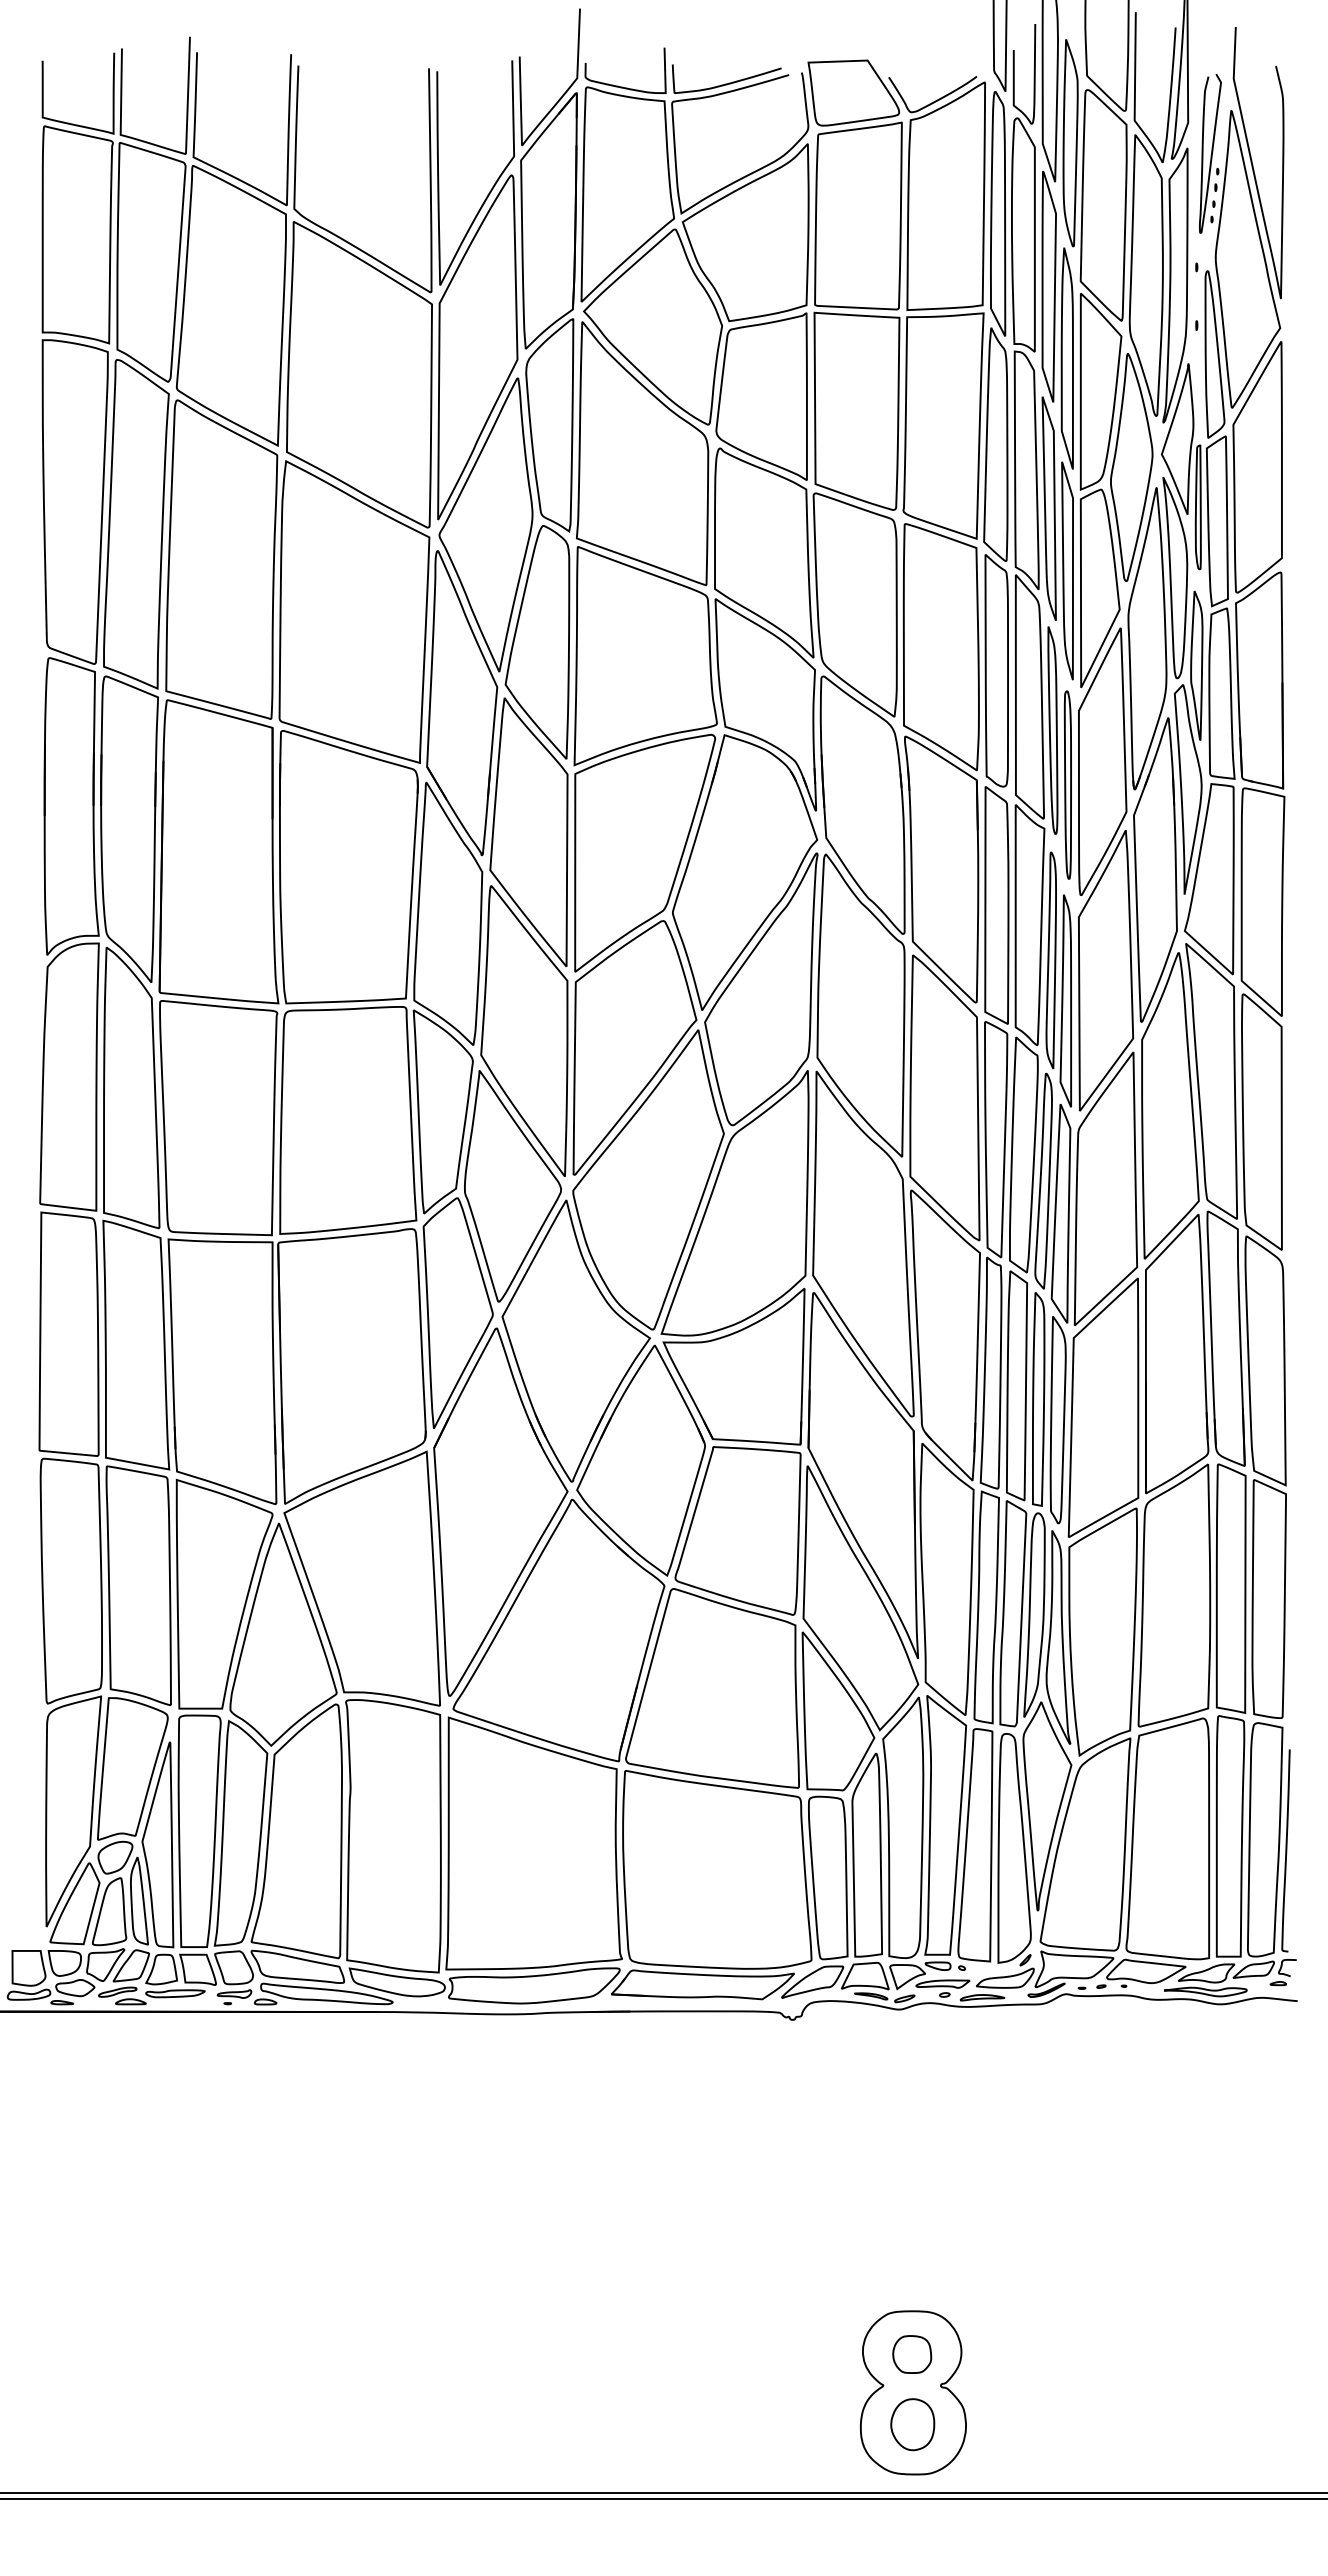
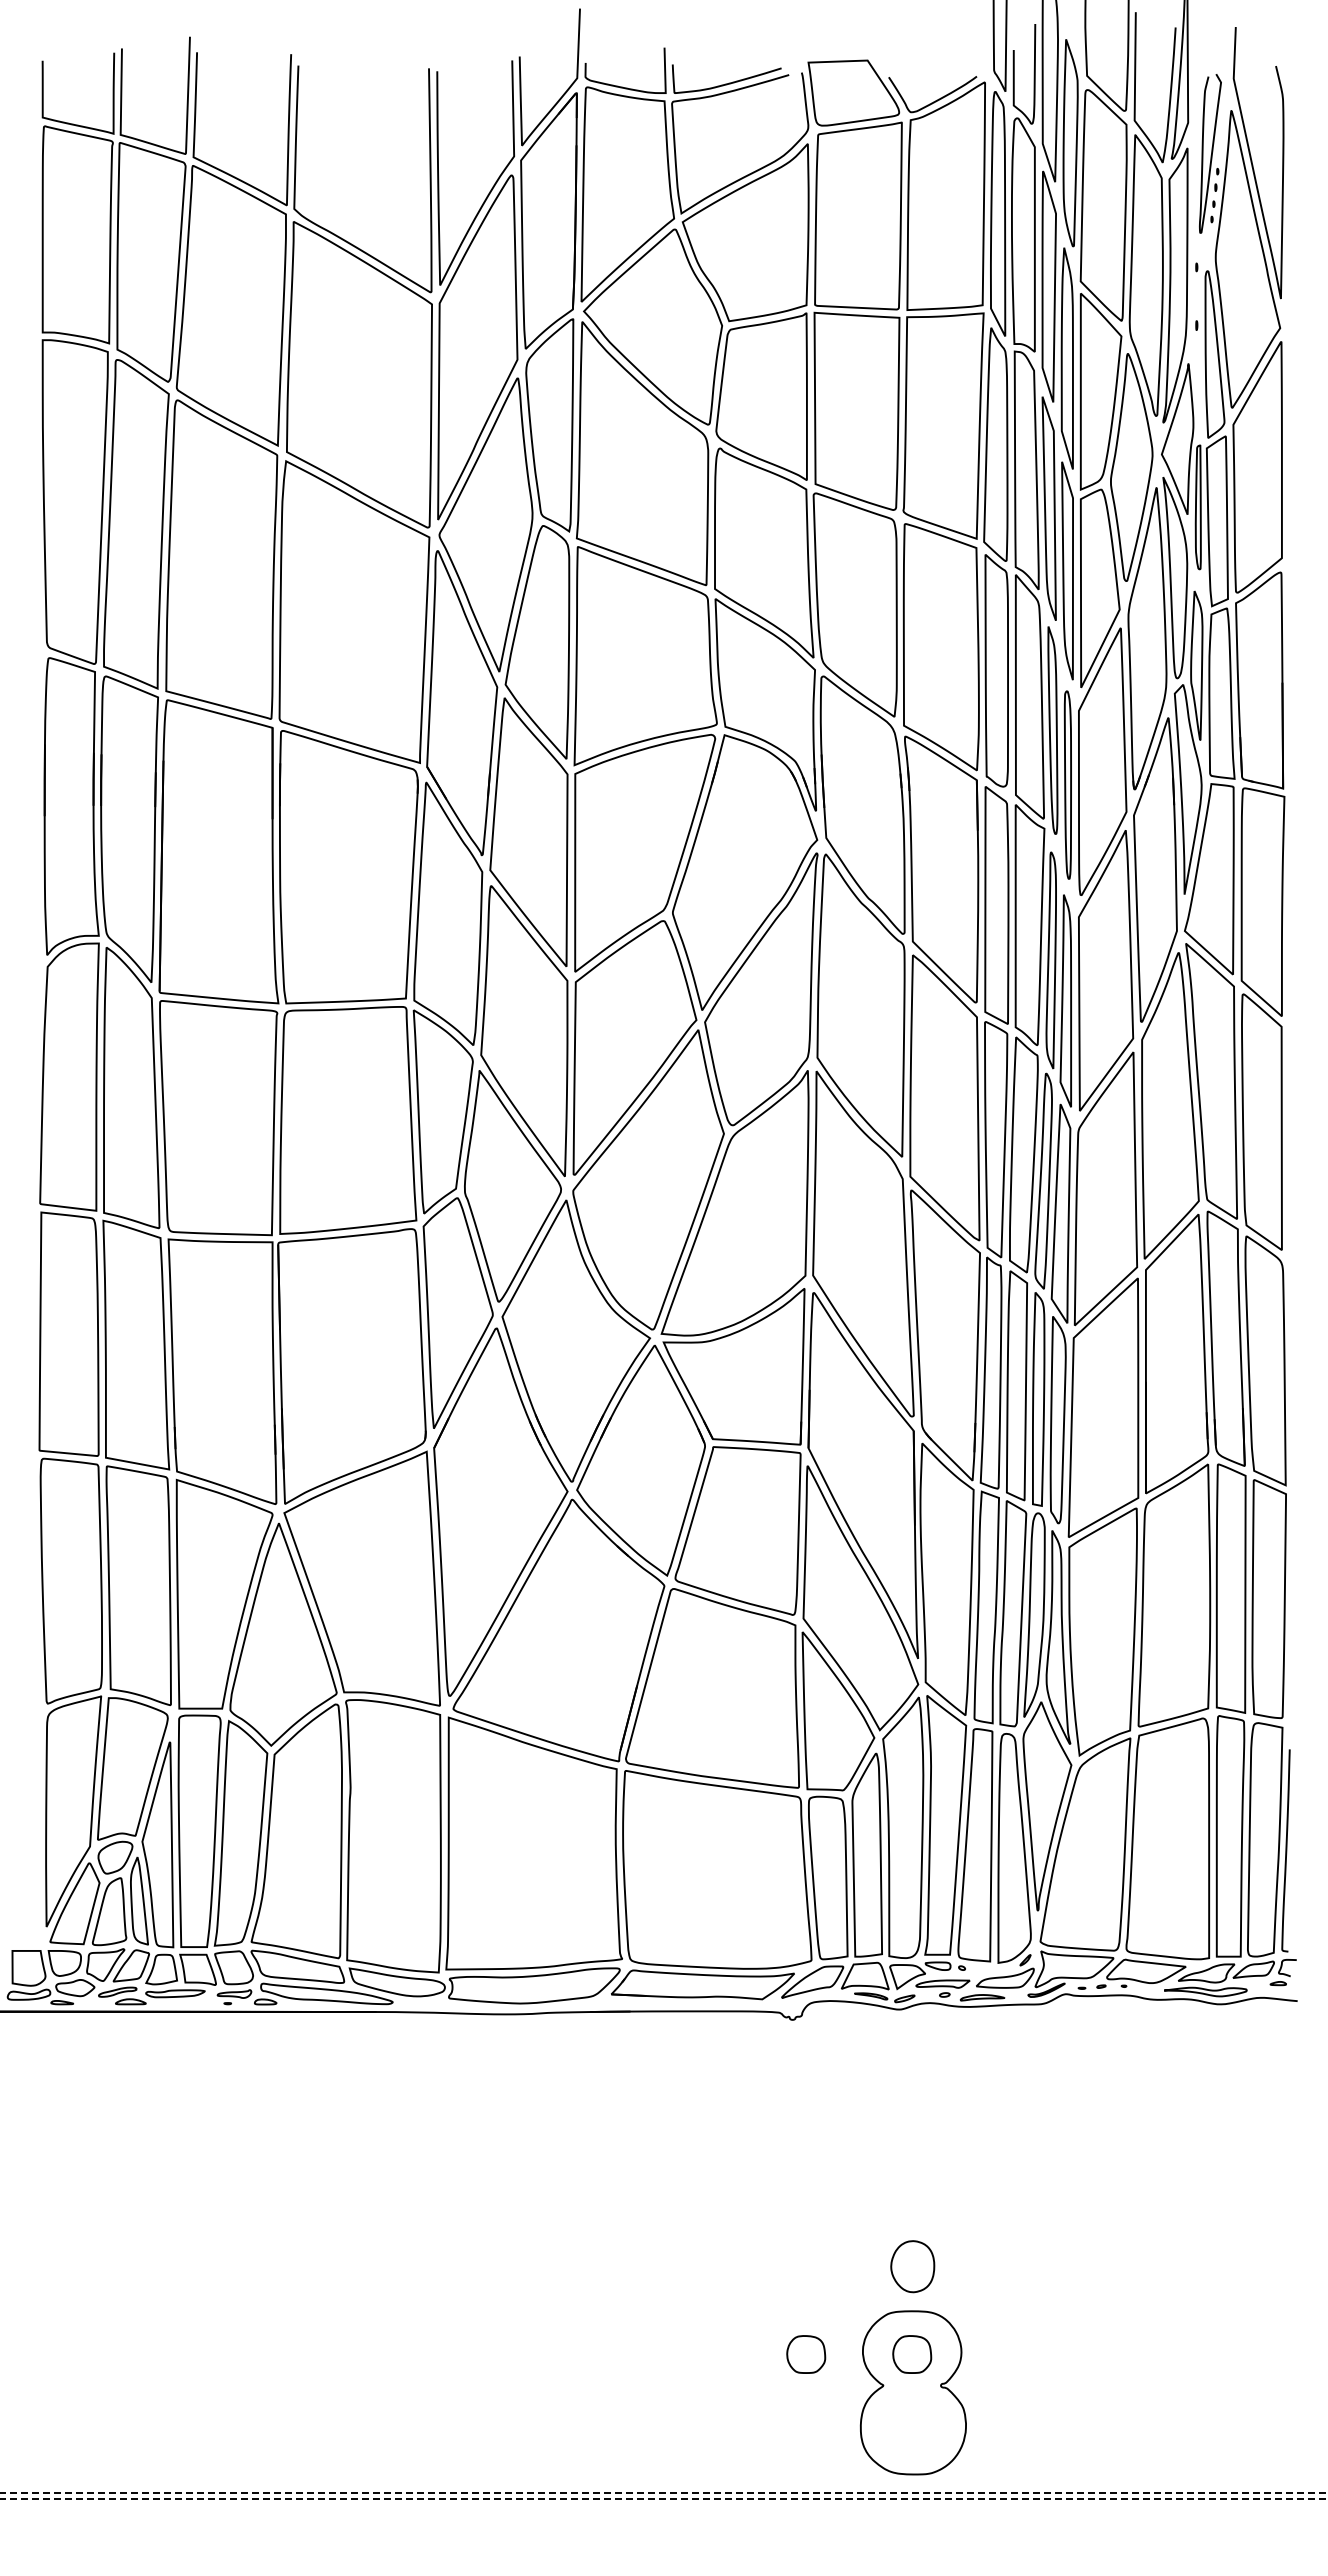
part: none -> present (806, 2354)
part position: (912, 2424) -> (912, 2266) (912, 2266)
line: solid -> dashed (664, 2492)
line: solid -> dashed (664, 2498)
